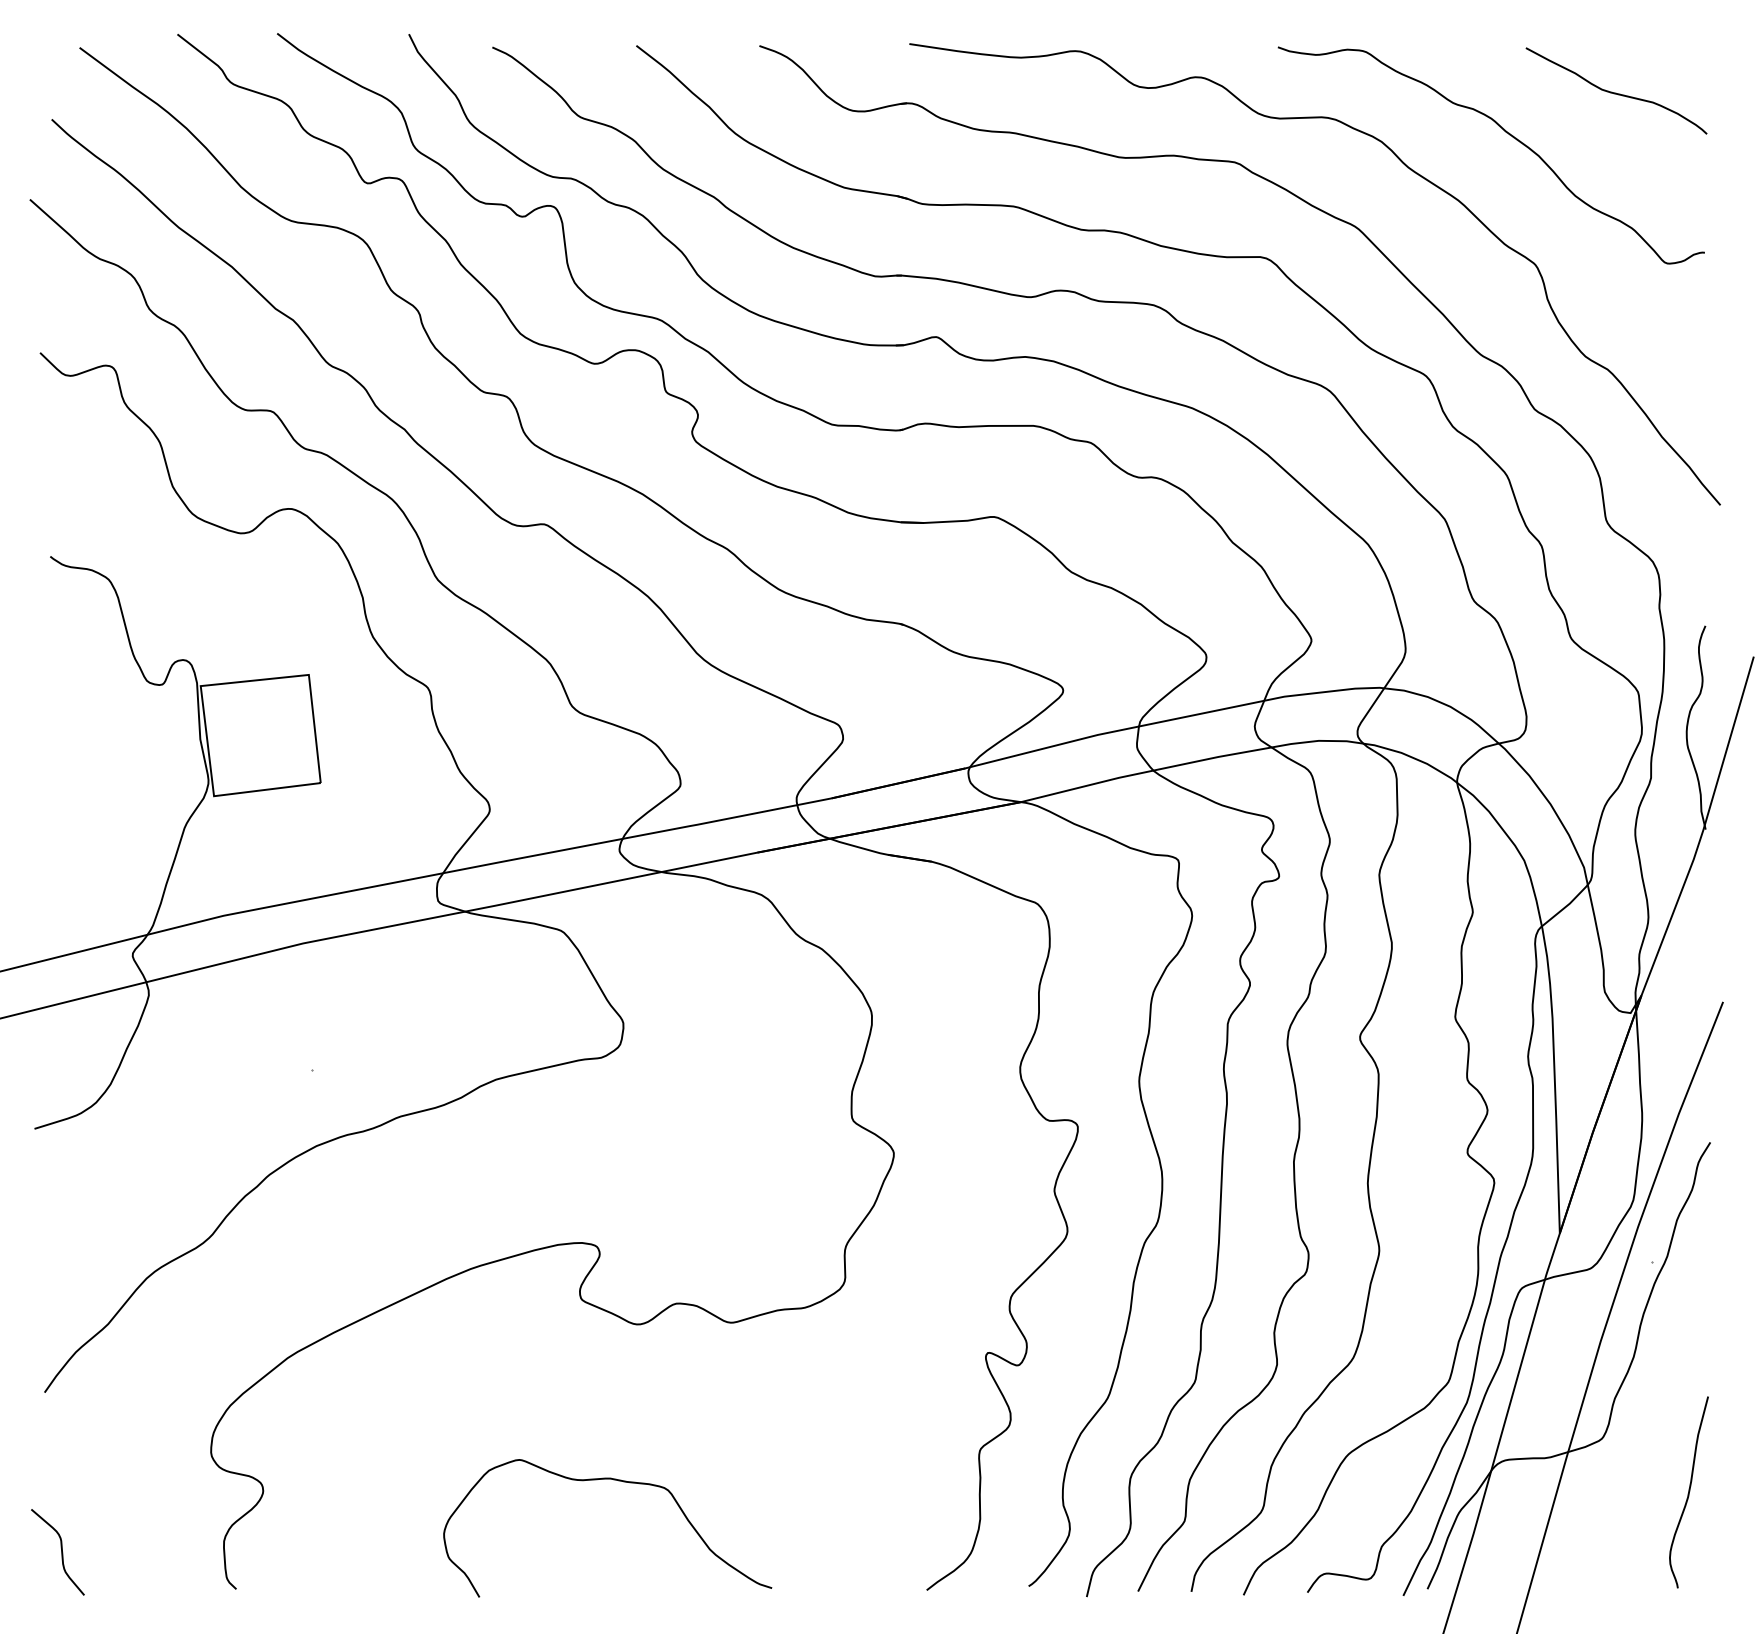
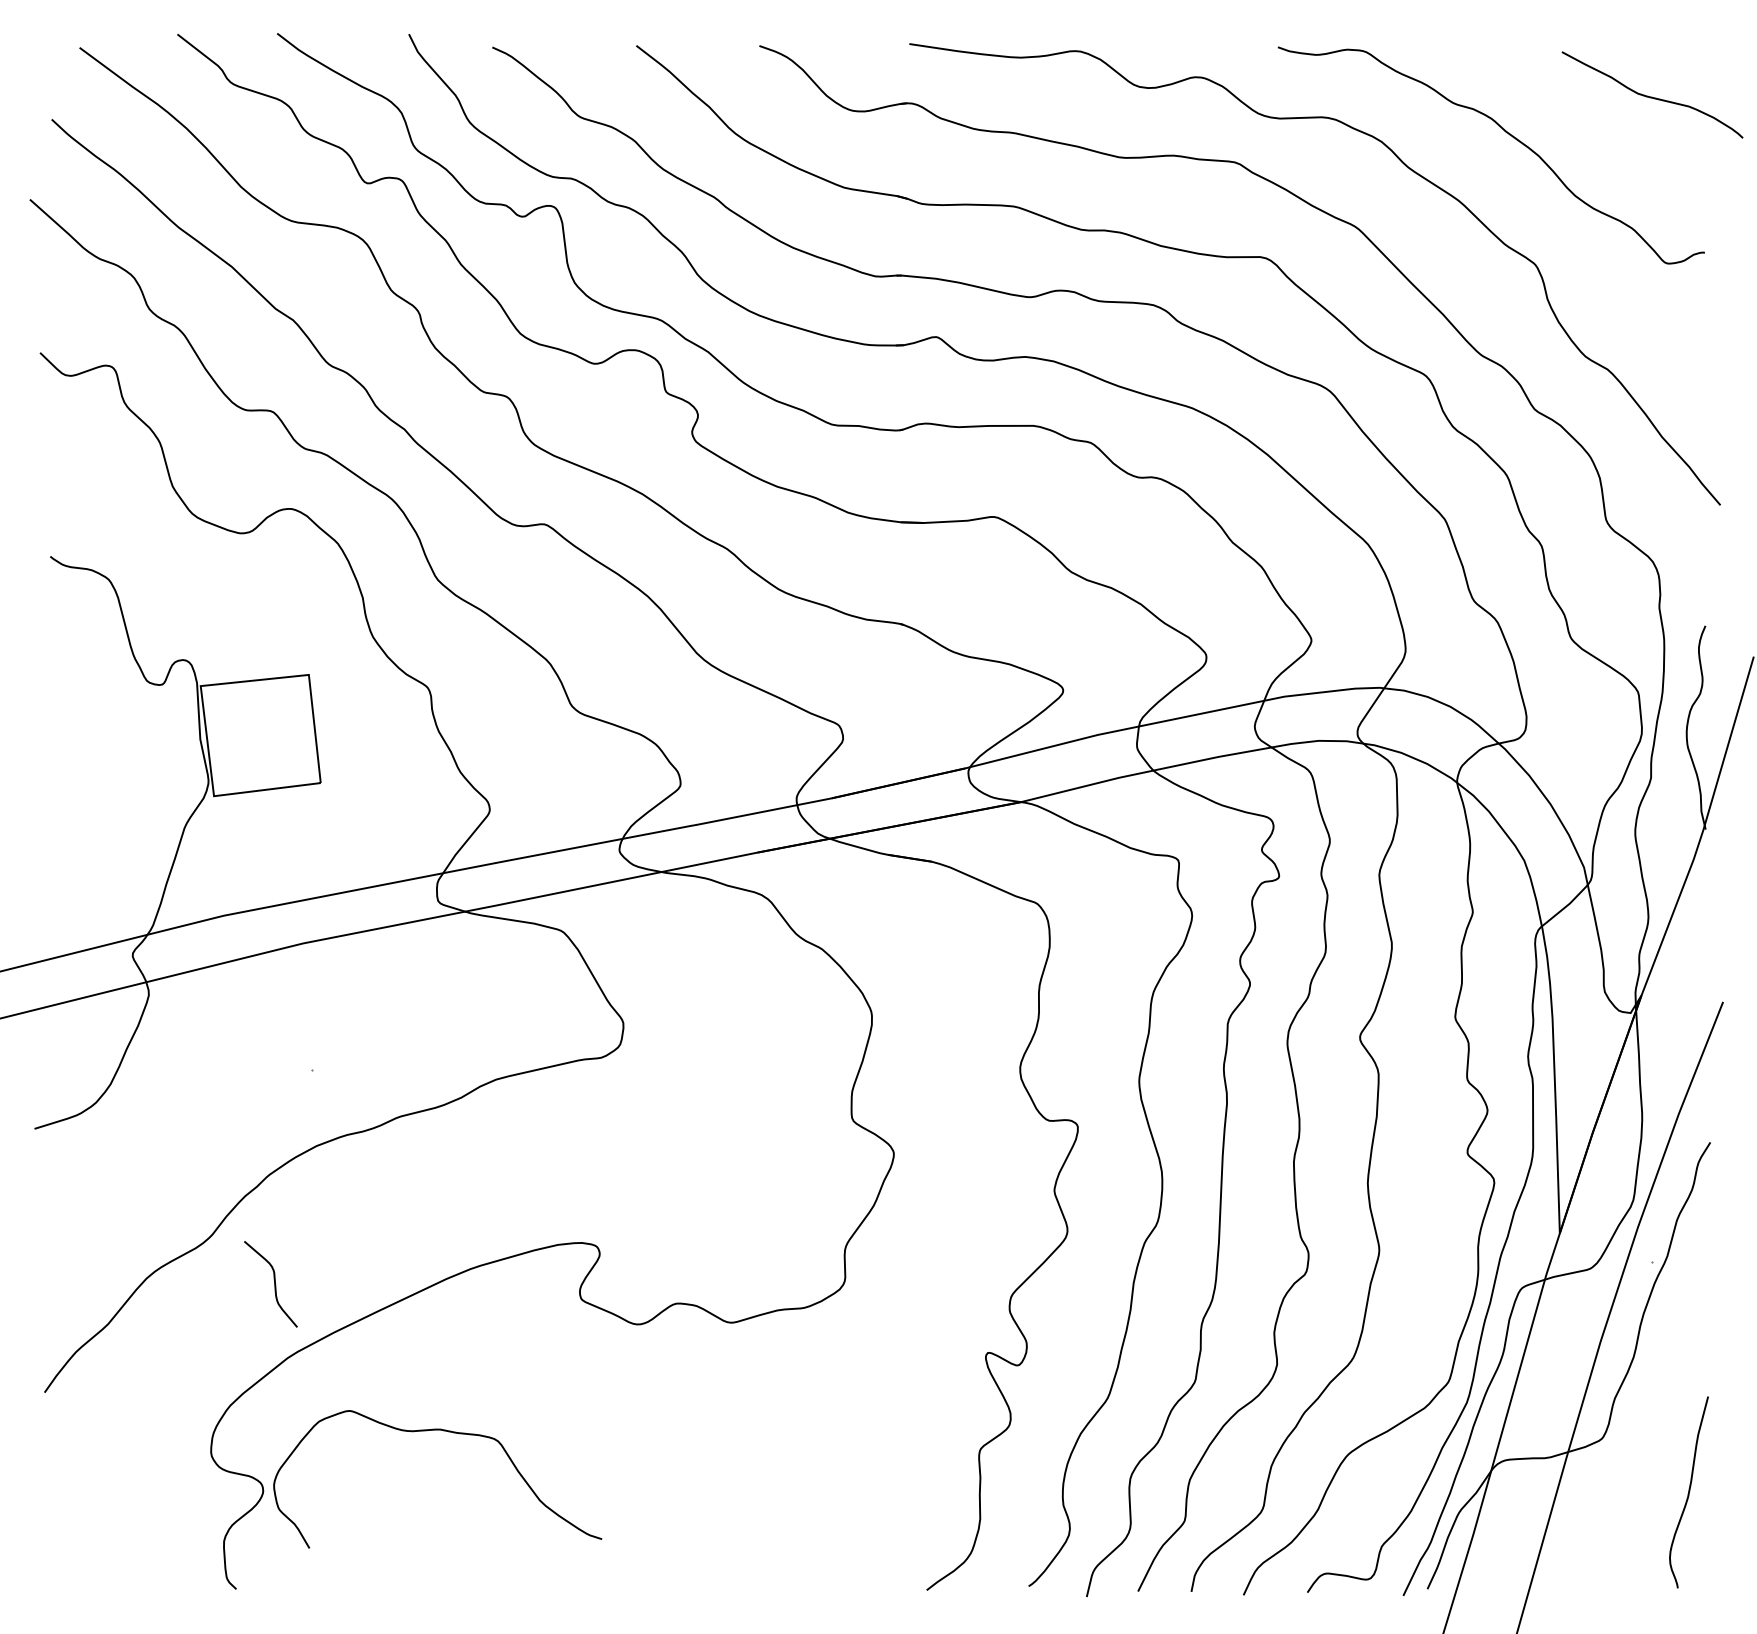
curve position: (1616, 92) -> (1652, 96) (1652, 96)
curve position: (618, 1481) -> (448, 1432) (448, 1432)
curve position: (61, 1552) -> (274, 1284) (274, 1284)
